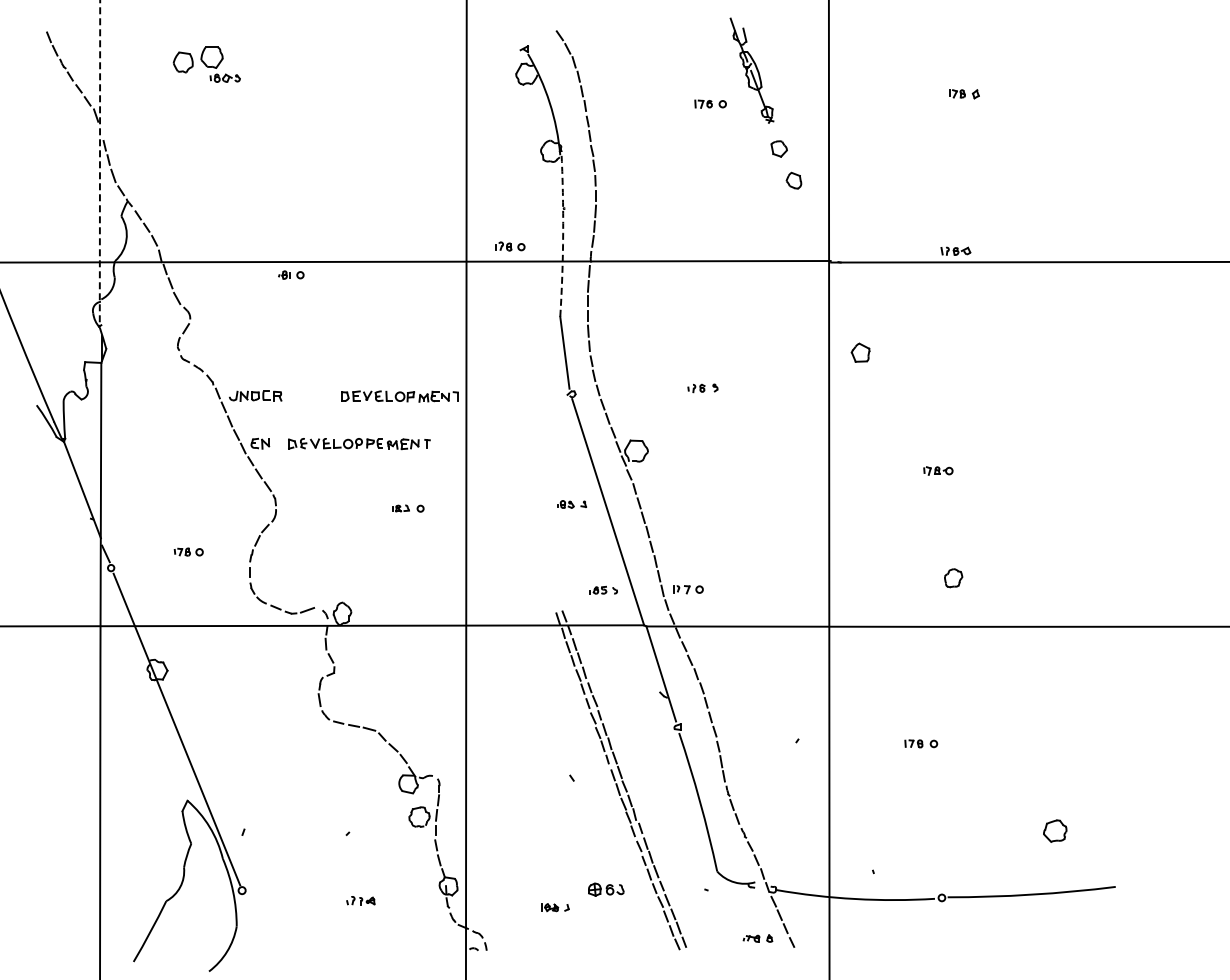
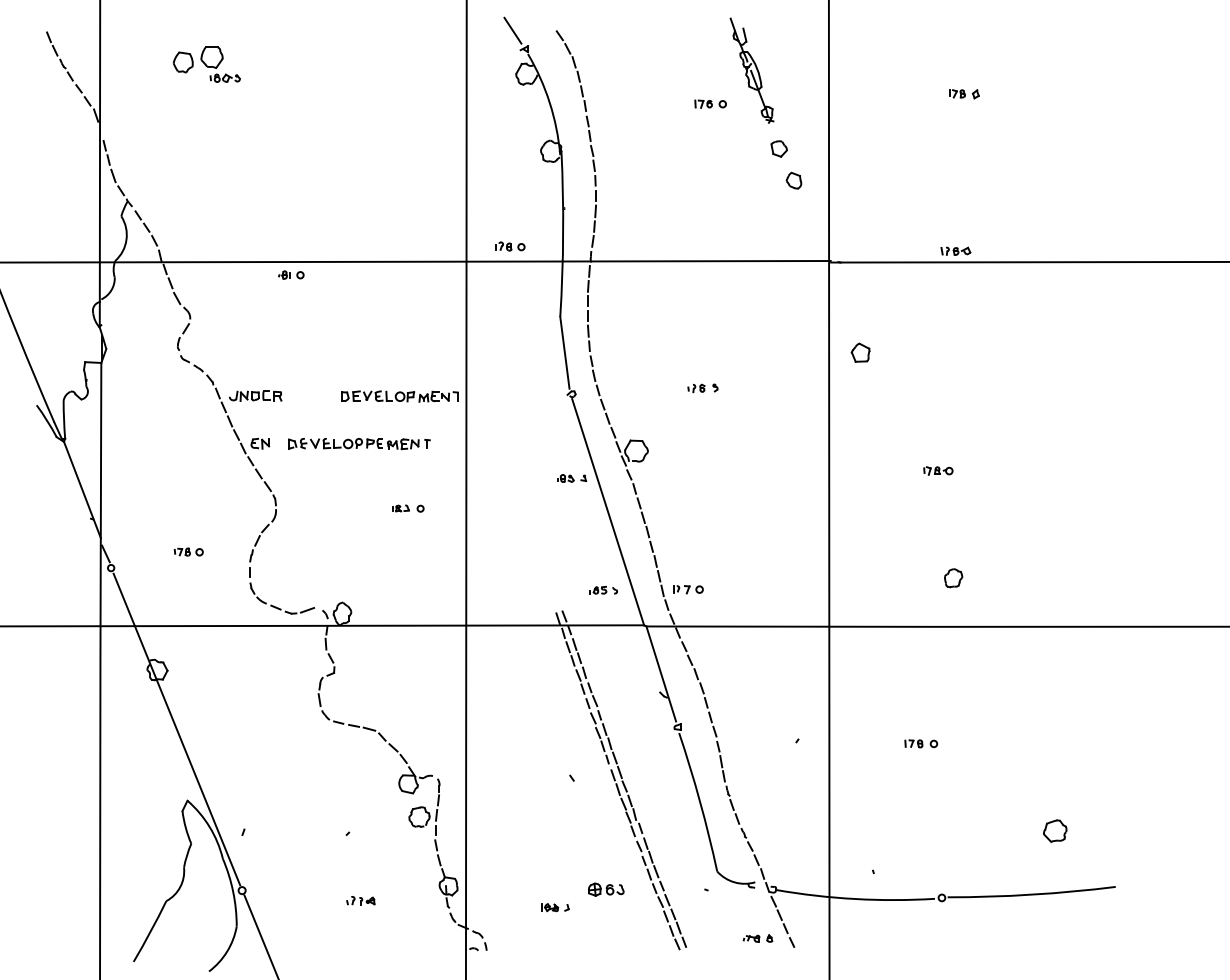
line: none -> present (512, 30)
line: dashed -> solid (99, 164)
arc: dashed -> solid (563, 233)
part position: (571, 504) -> (571, 478) (571, 478)
line: none -> present (260, 935)
